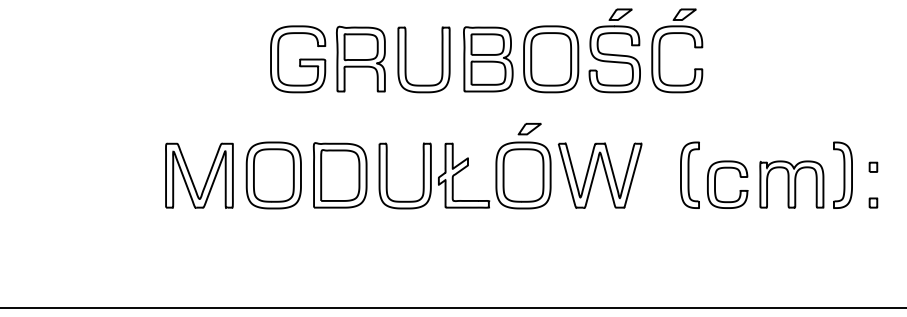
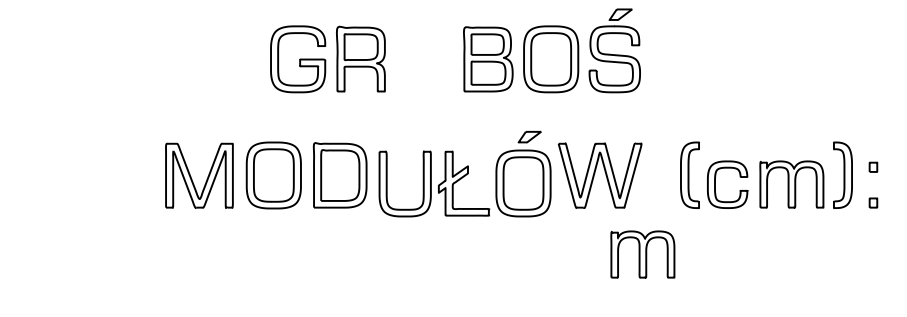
part: present -> none (672, 34)
part: present -> none (406, 59)
part position: (464, 165) -> (464, 173) (464, 173)
part: none -> present (642, 254)
line: present -> none (452, 307)
